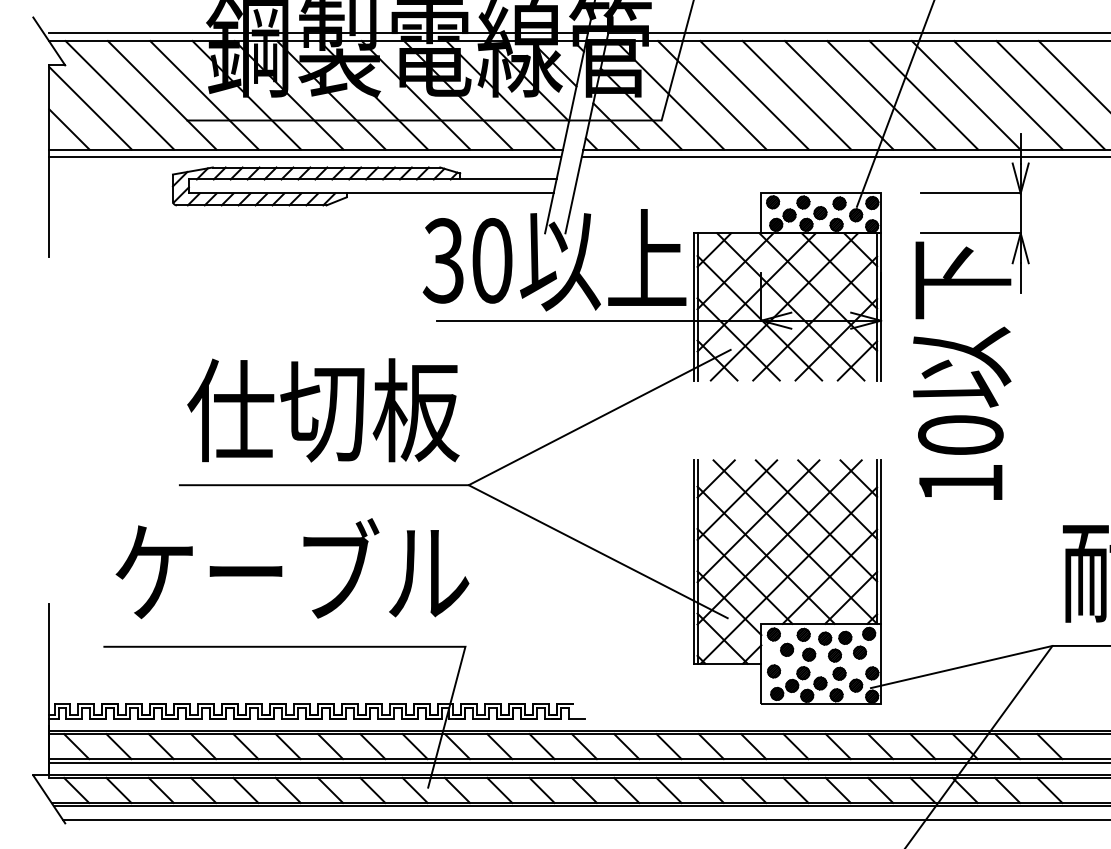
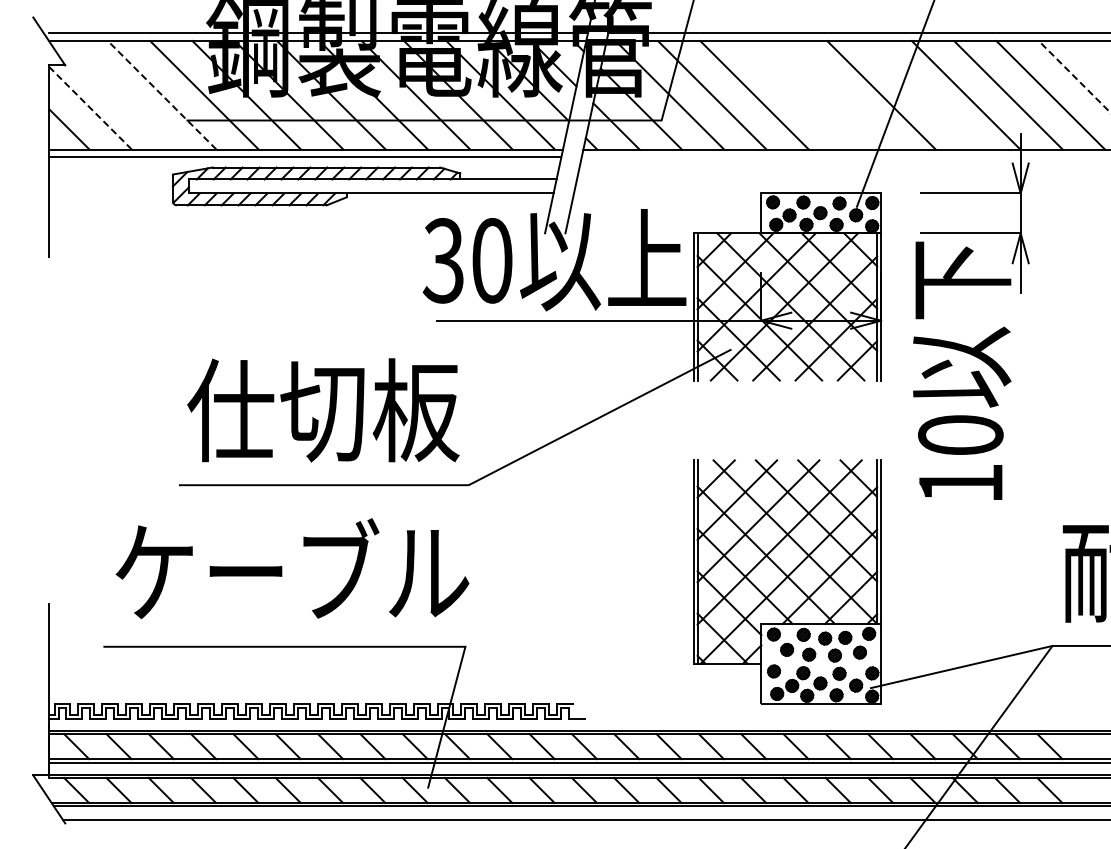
line: solid -> dashed (1074, 76)
line: present -> none (119, 95)
line: solid -> dashed (162, 95)
line: present -> none (796, 95)
line: present -> none (838, 95)
line: present -> none (923, 95)
line: solid -> dashed (90, 107)
line: present -> none (844, 157)
line: present -> none (597, 551)
